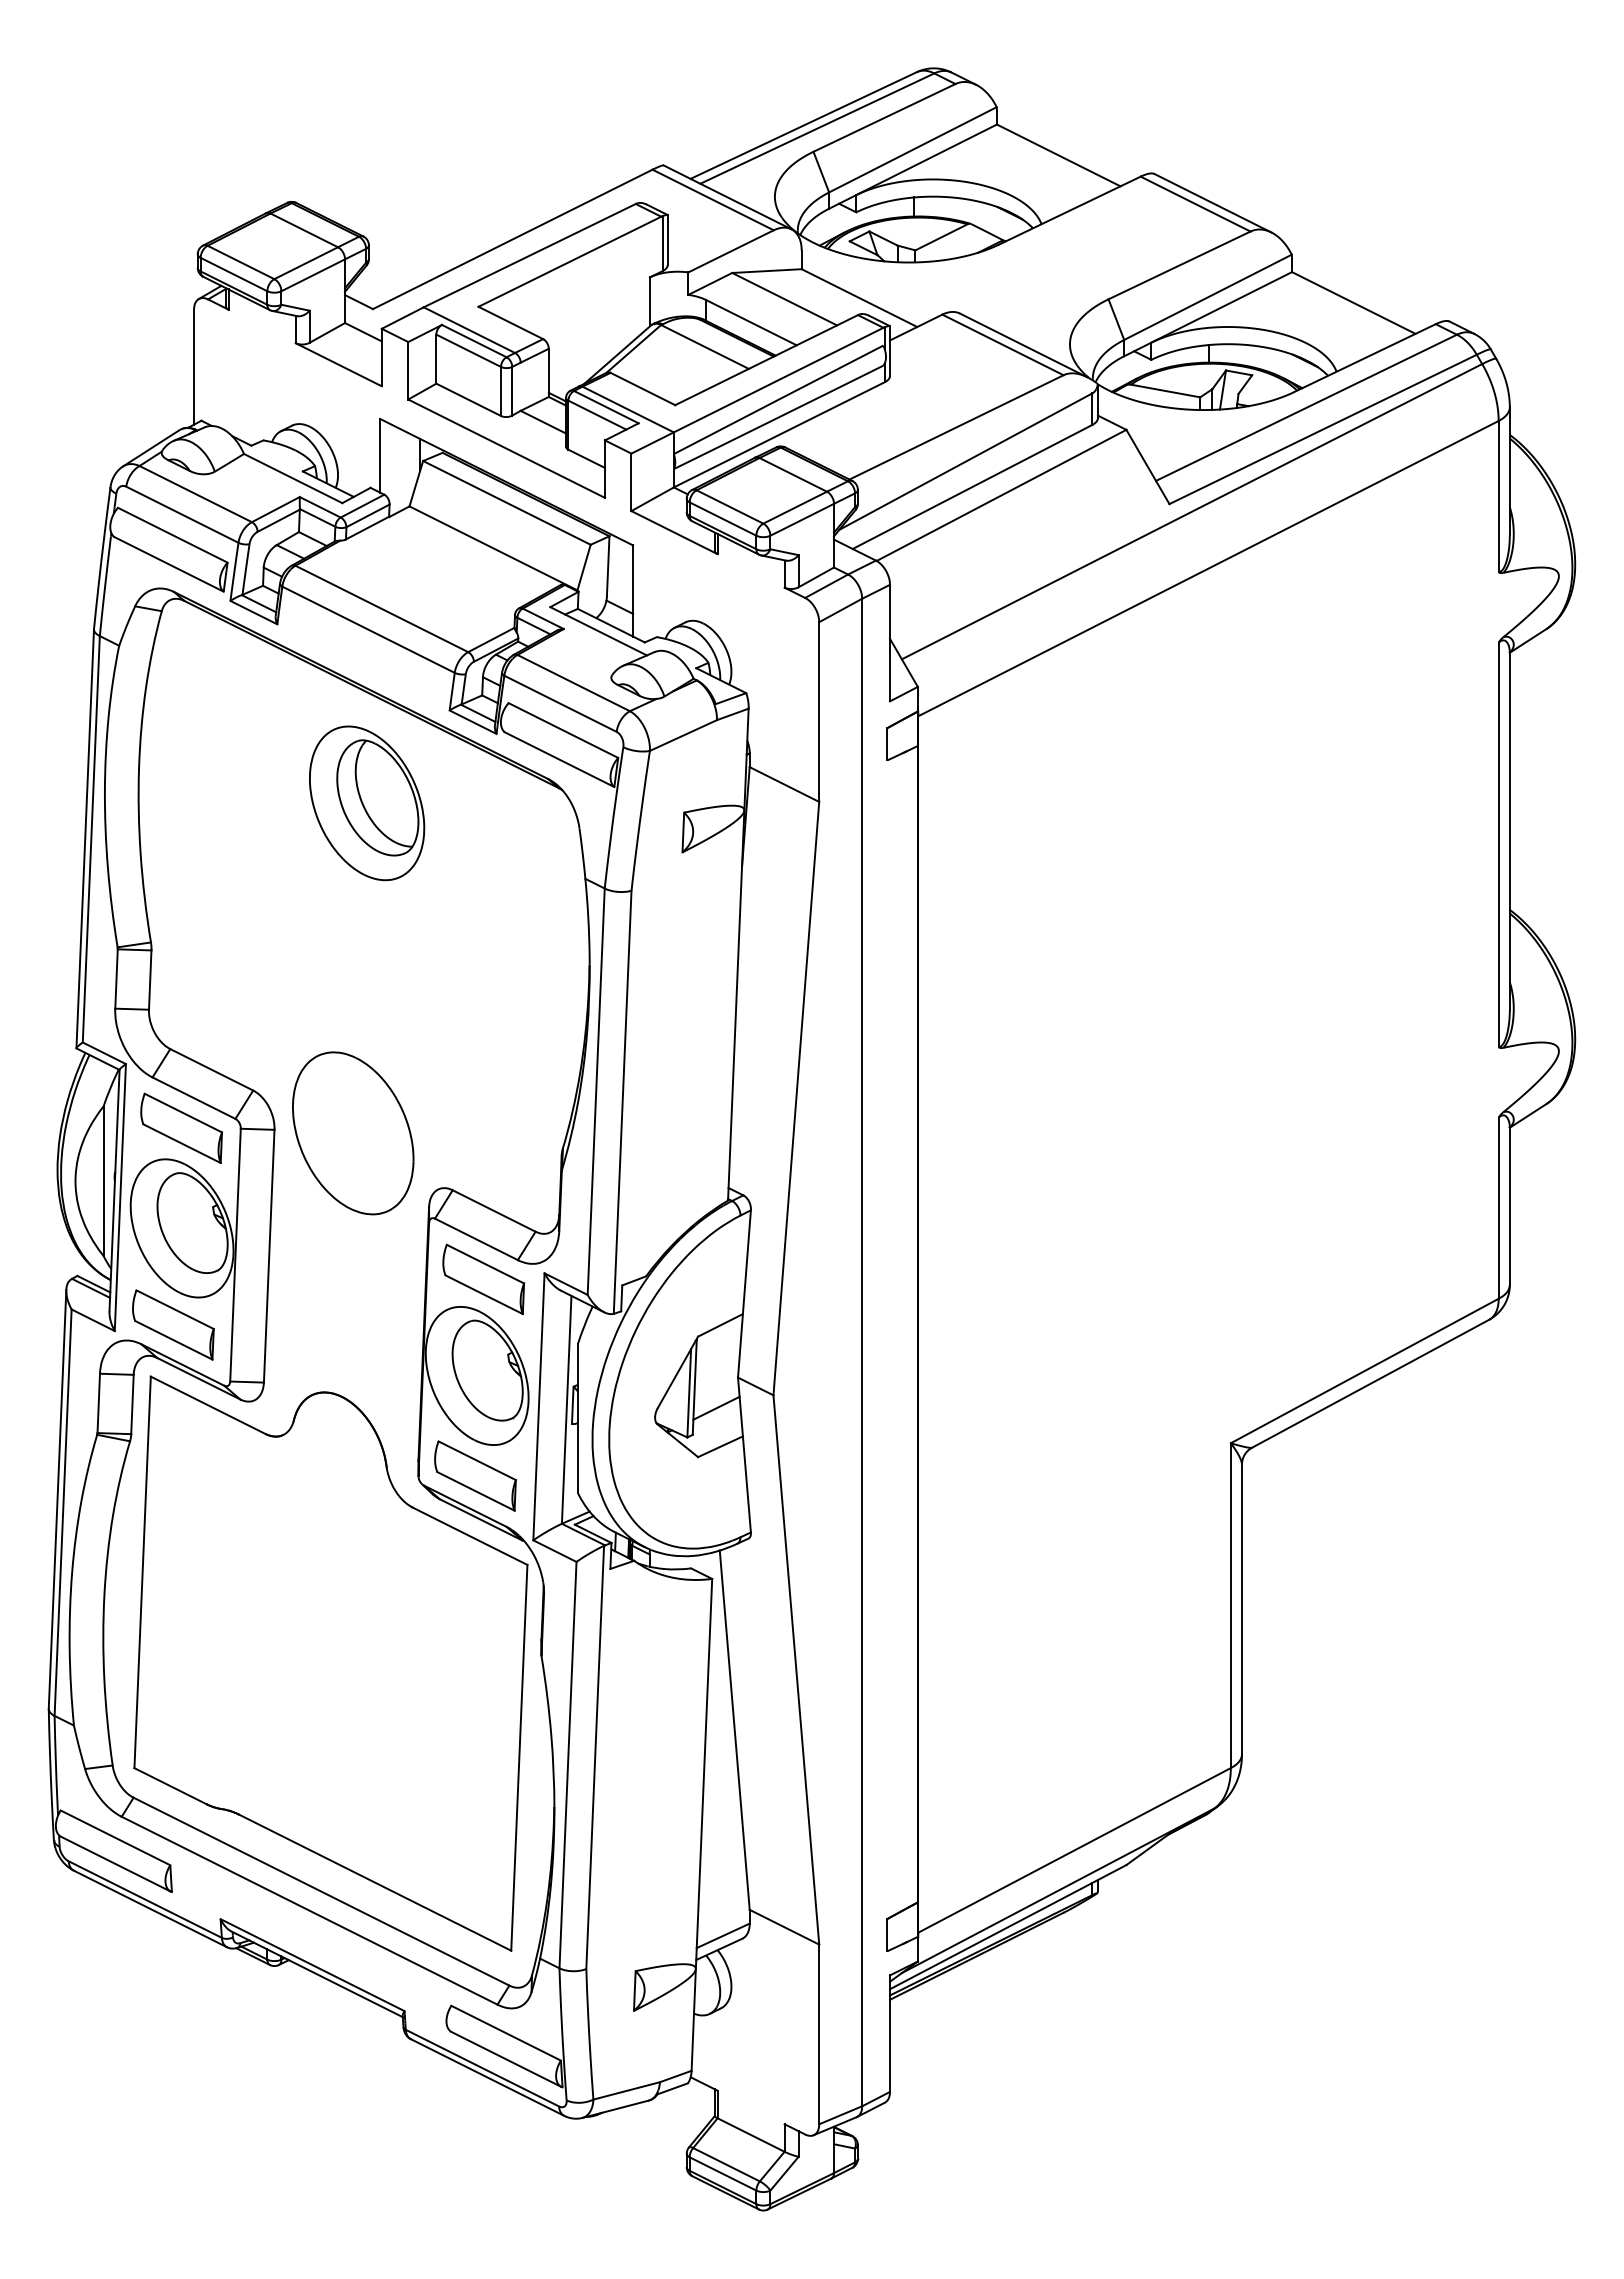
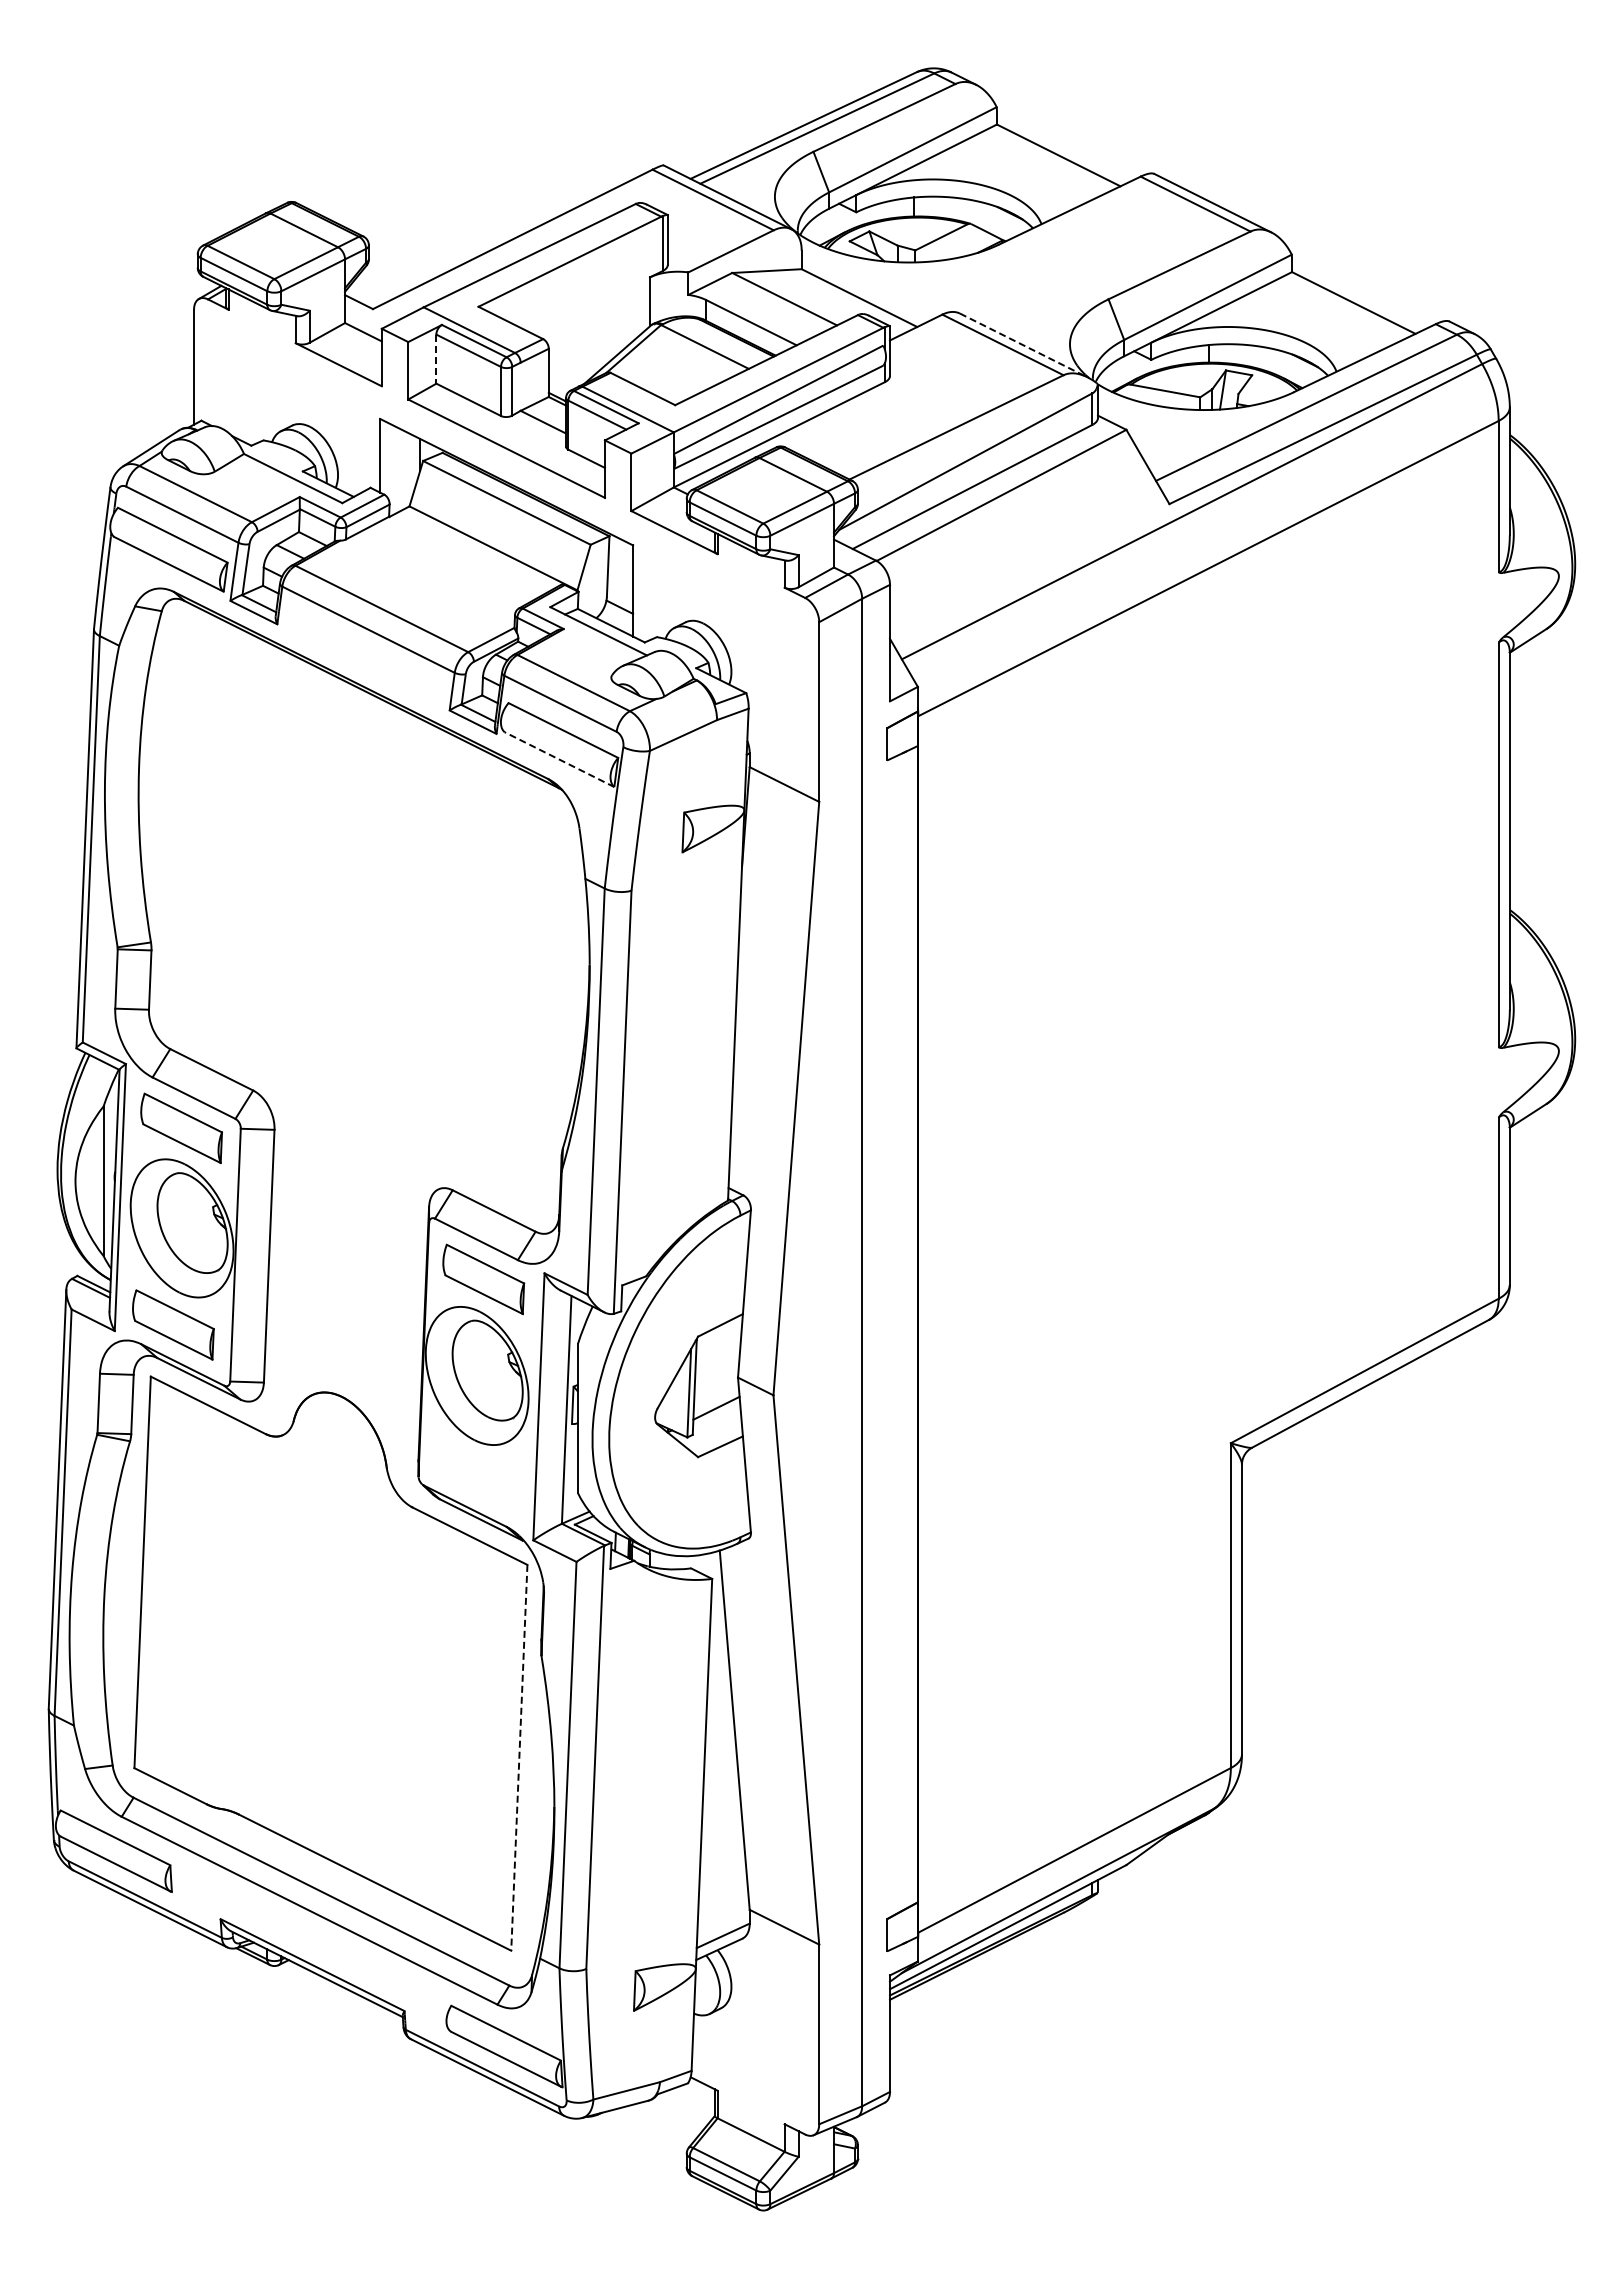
line: solid -> dashed (1024, 345)
line: solid -> dashed (436, 359)
line: solid -> dashed (559, 759)
part: present -> none (367, 803)
part: present -> none (353, 1133)
part: present -> none (475, 1475)
line: solid -> dashed (519, 1758)
